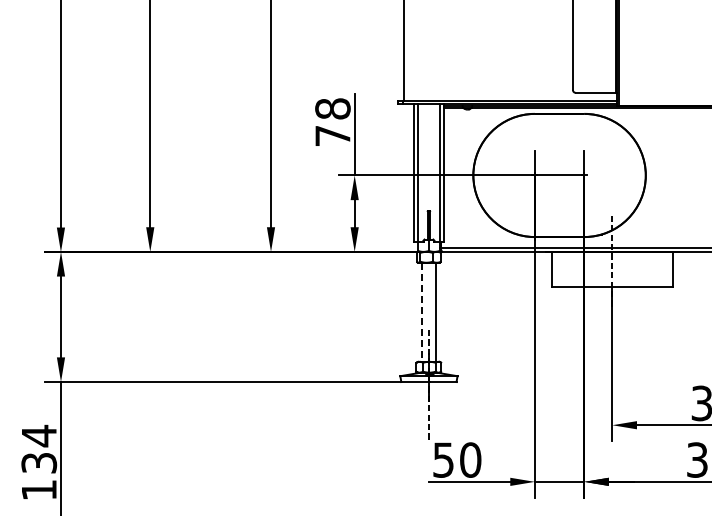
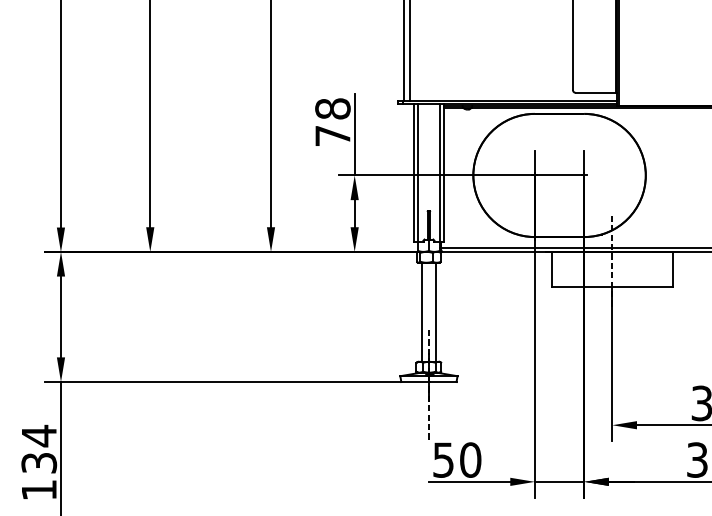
line: none -> present (410, 51)
line: dashed -> solid (422, 312)
